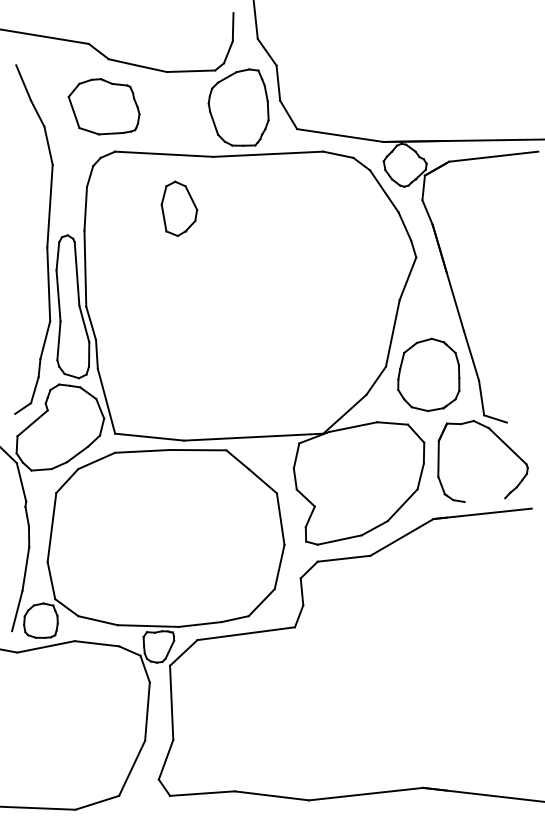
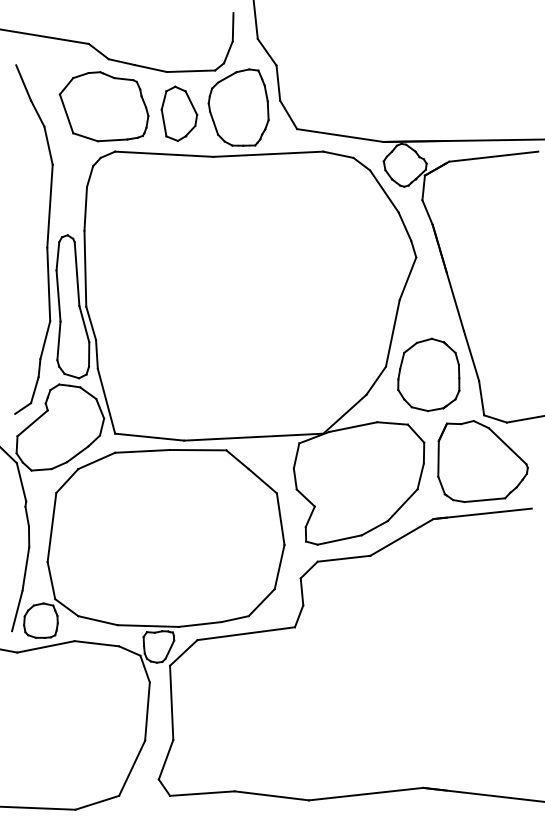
part size: 74x58 px -> 92x72 px (103, 106)
part position: (179, 208) -> (179, 113) (179, 113)
line: none -> present (523, 419)
line: none -> present (484, 500)
